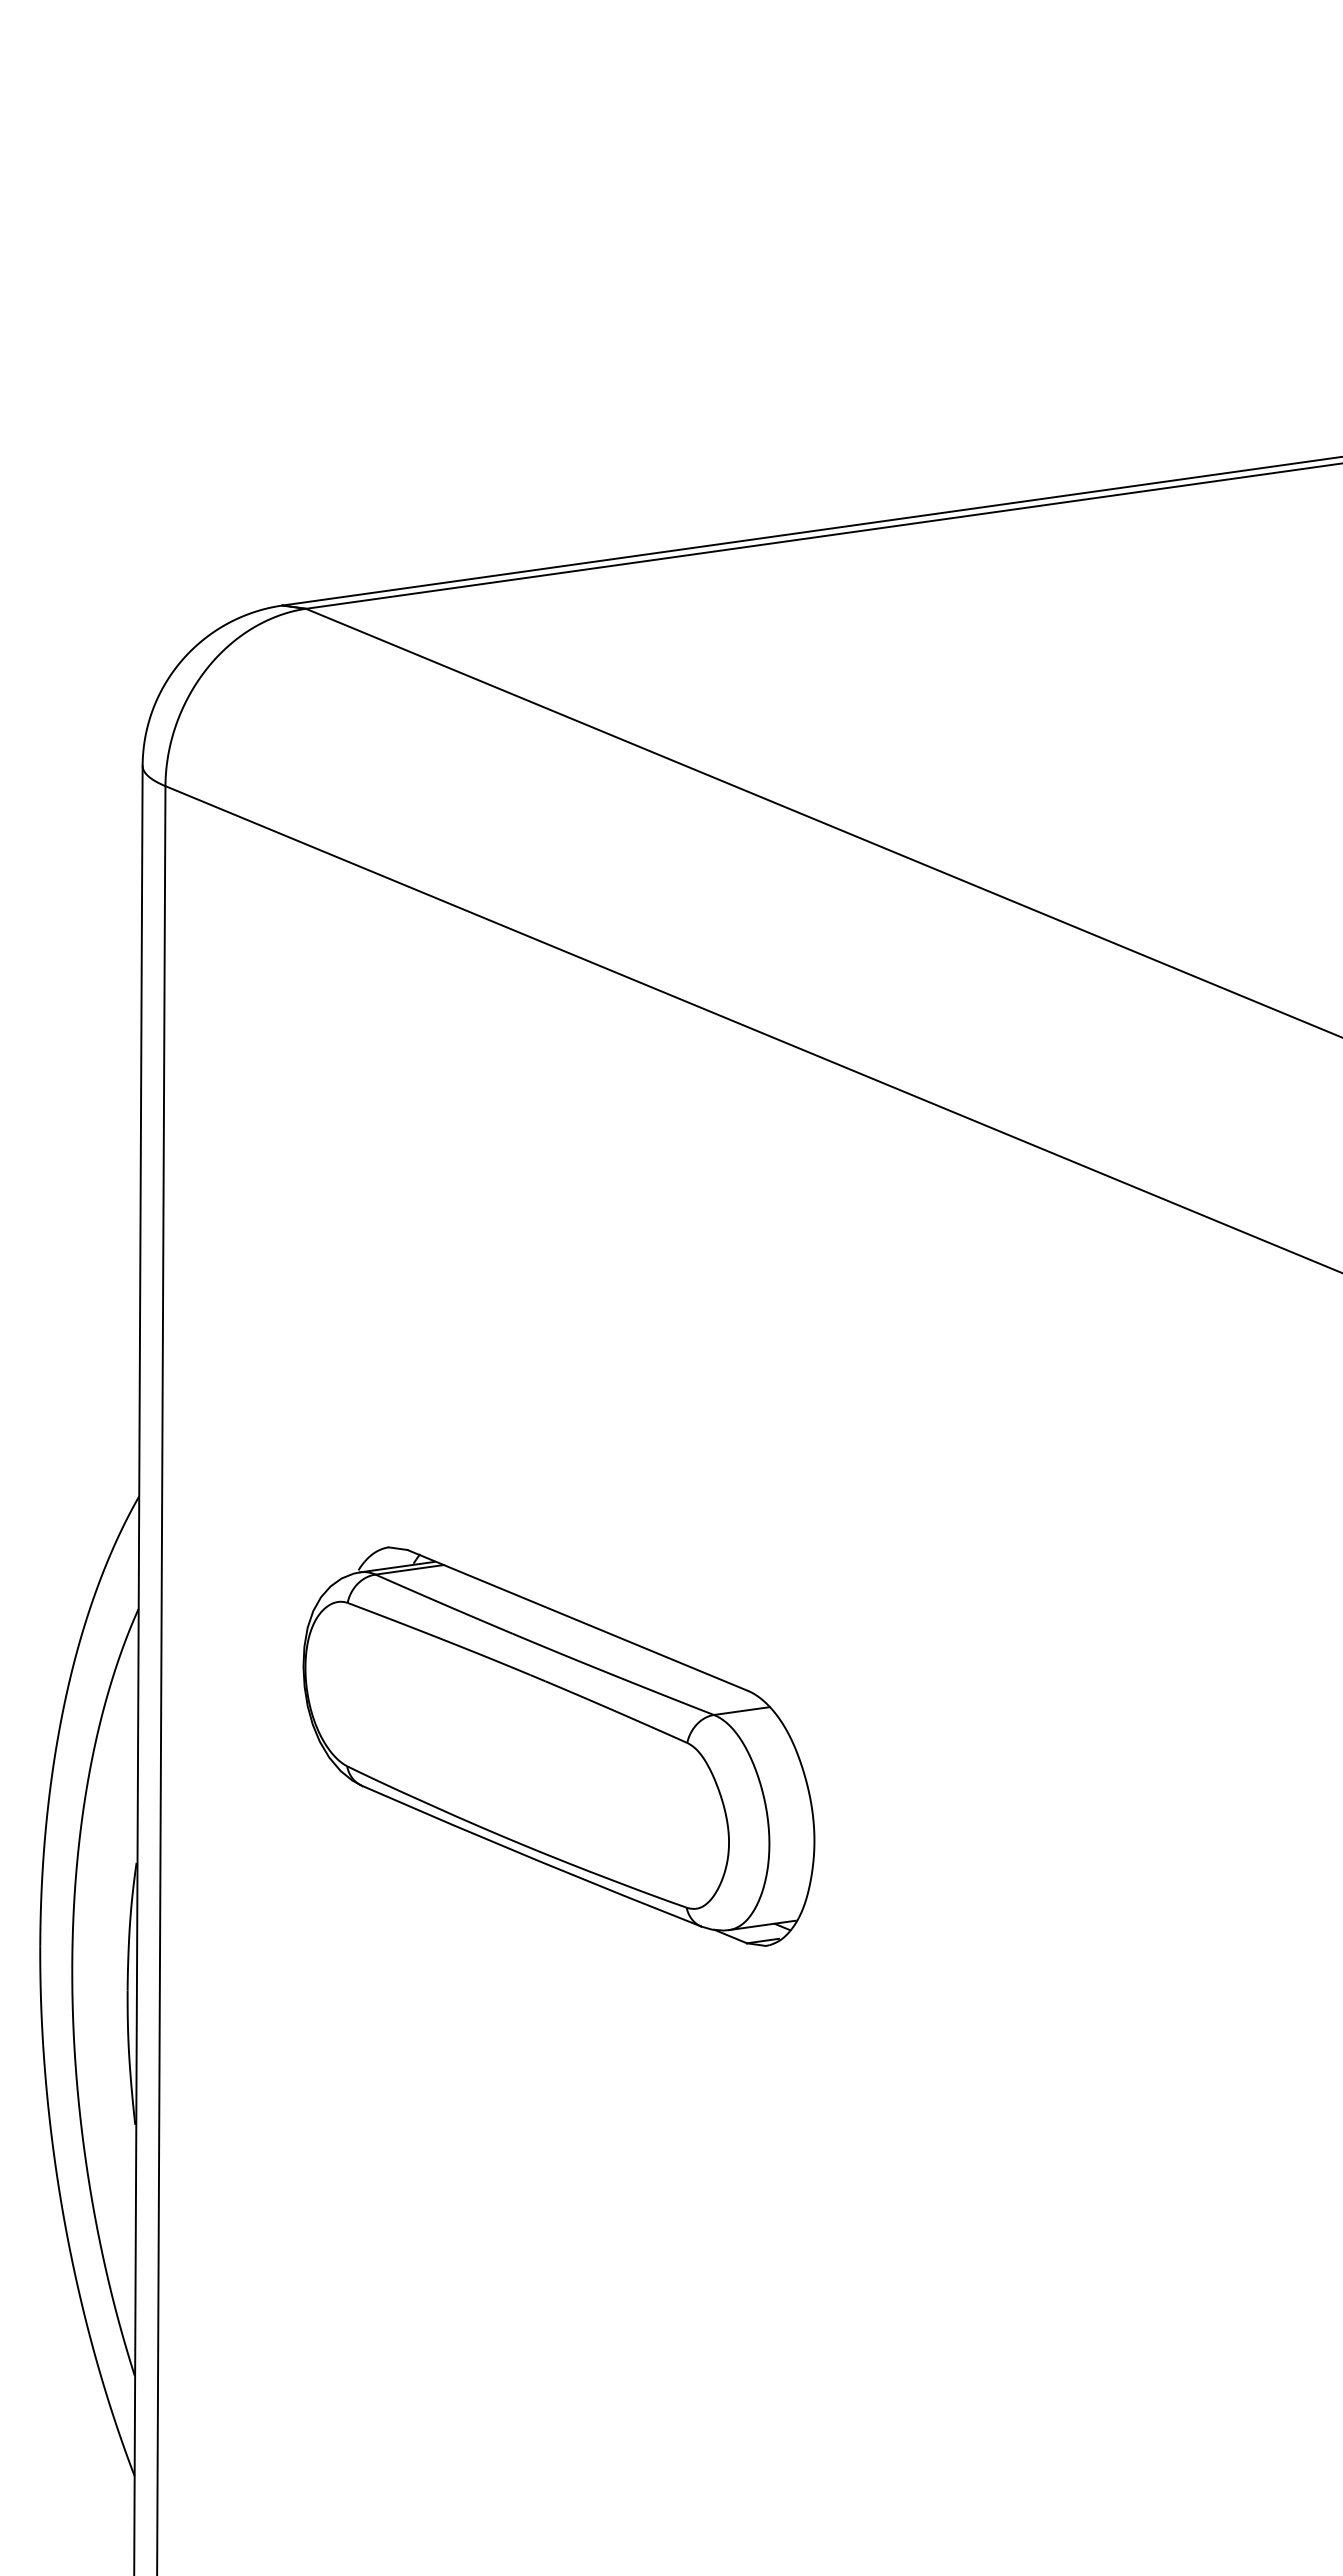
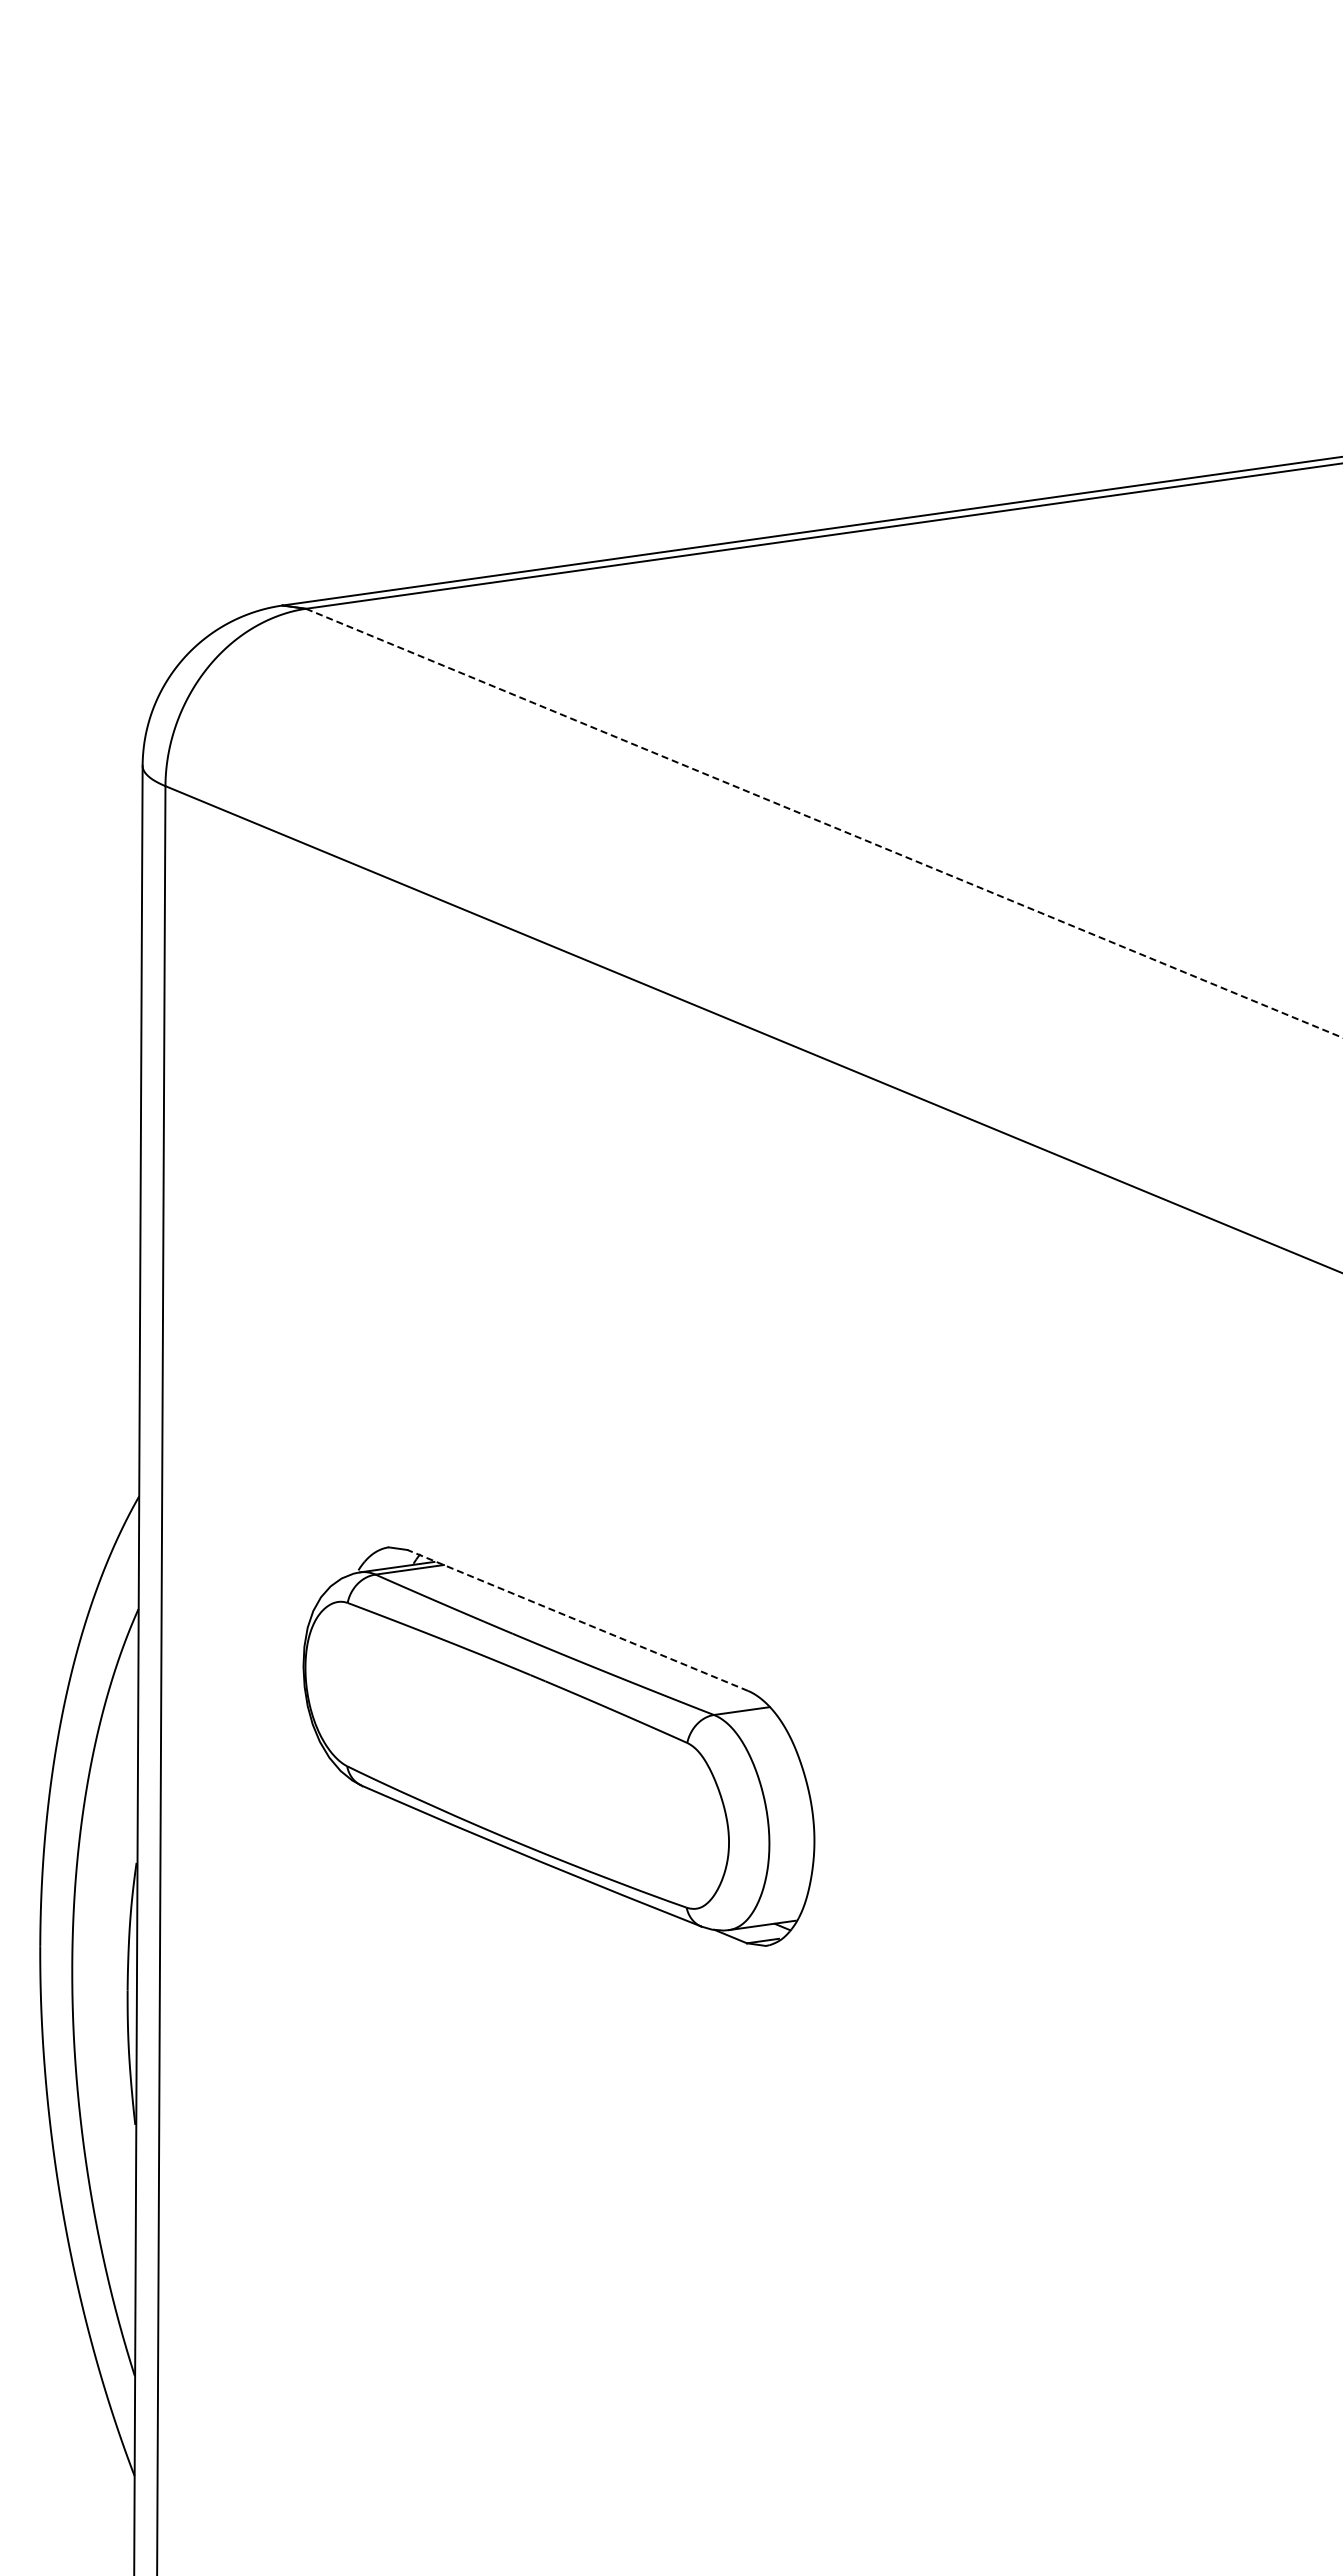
line: solid -> dashed (824, 823)
line: solid -> dashed (577, 1620)
